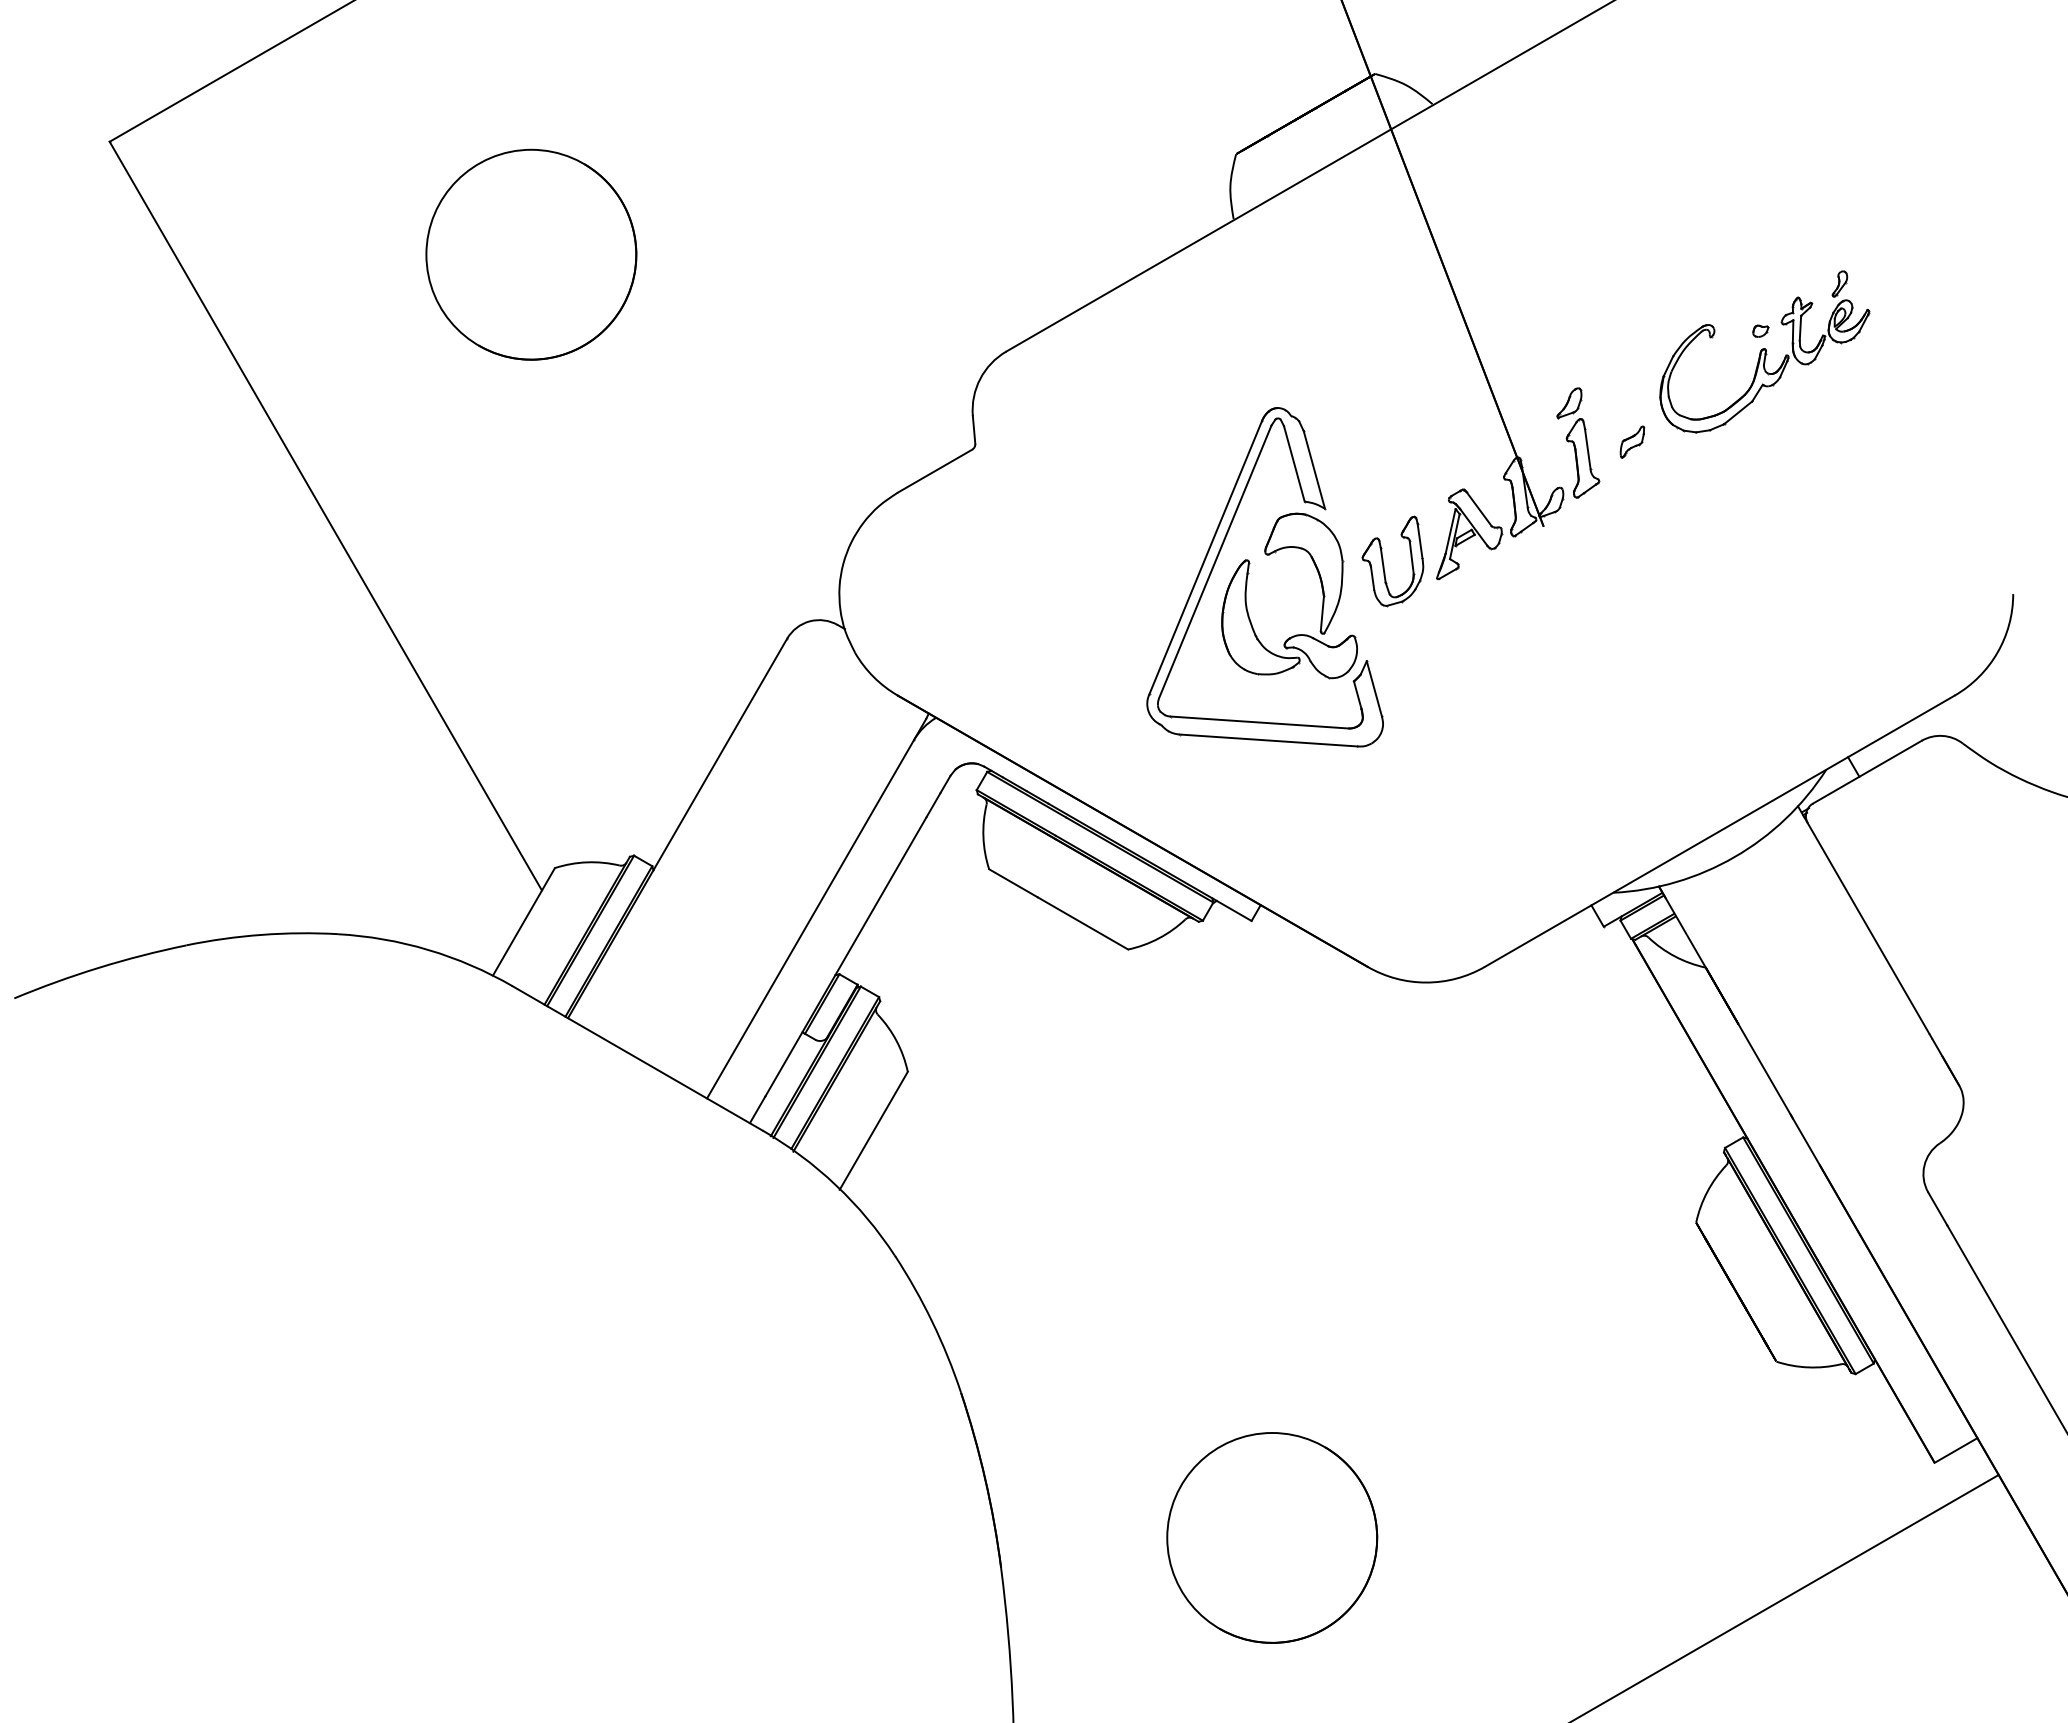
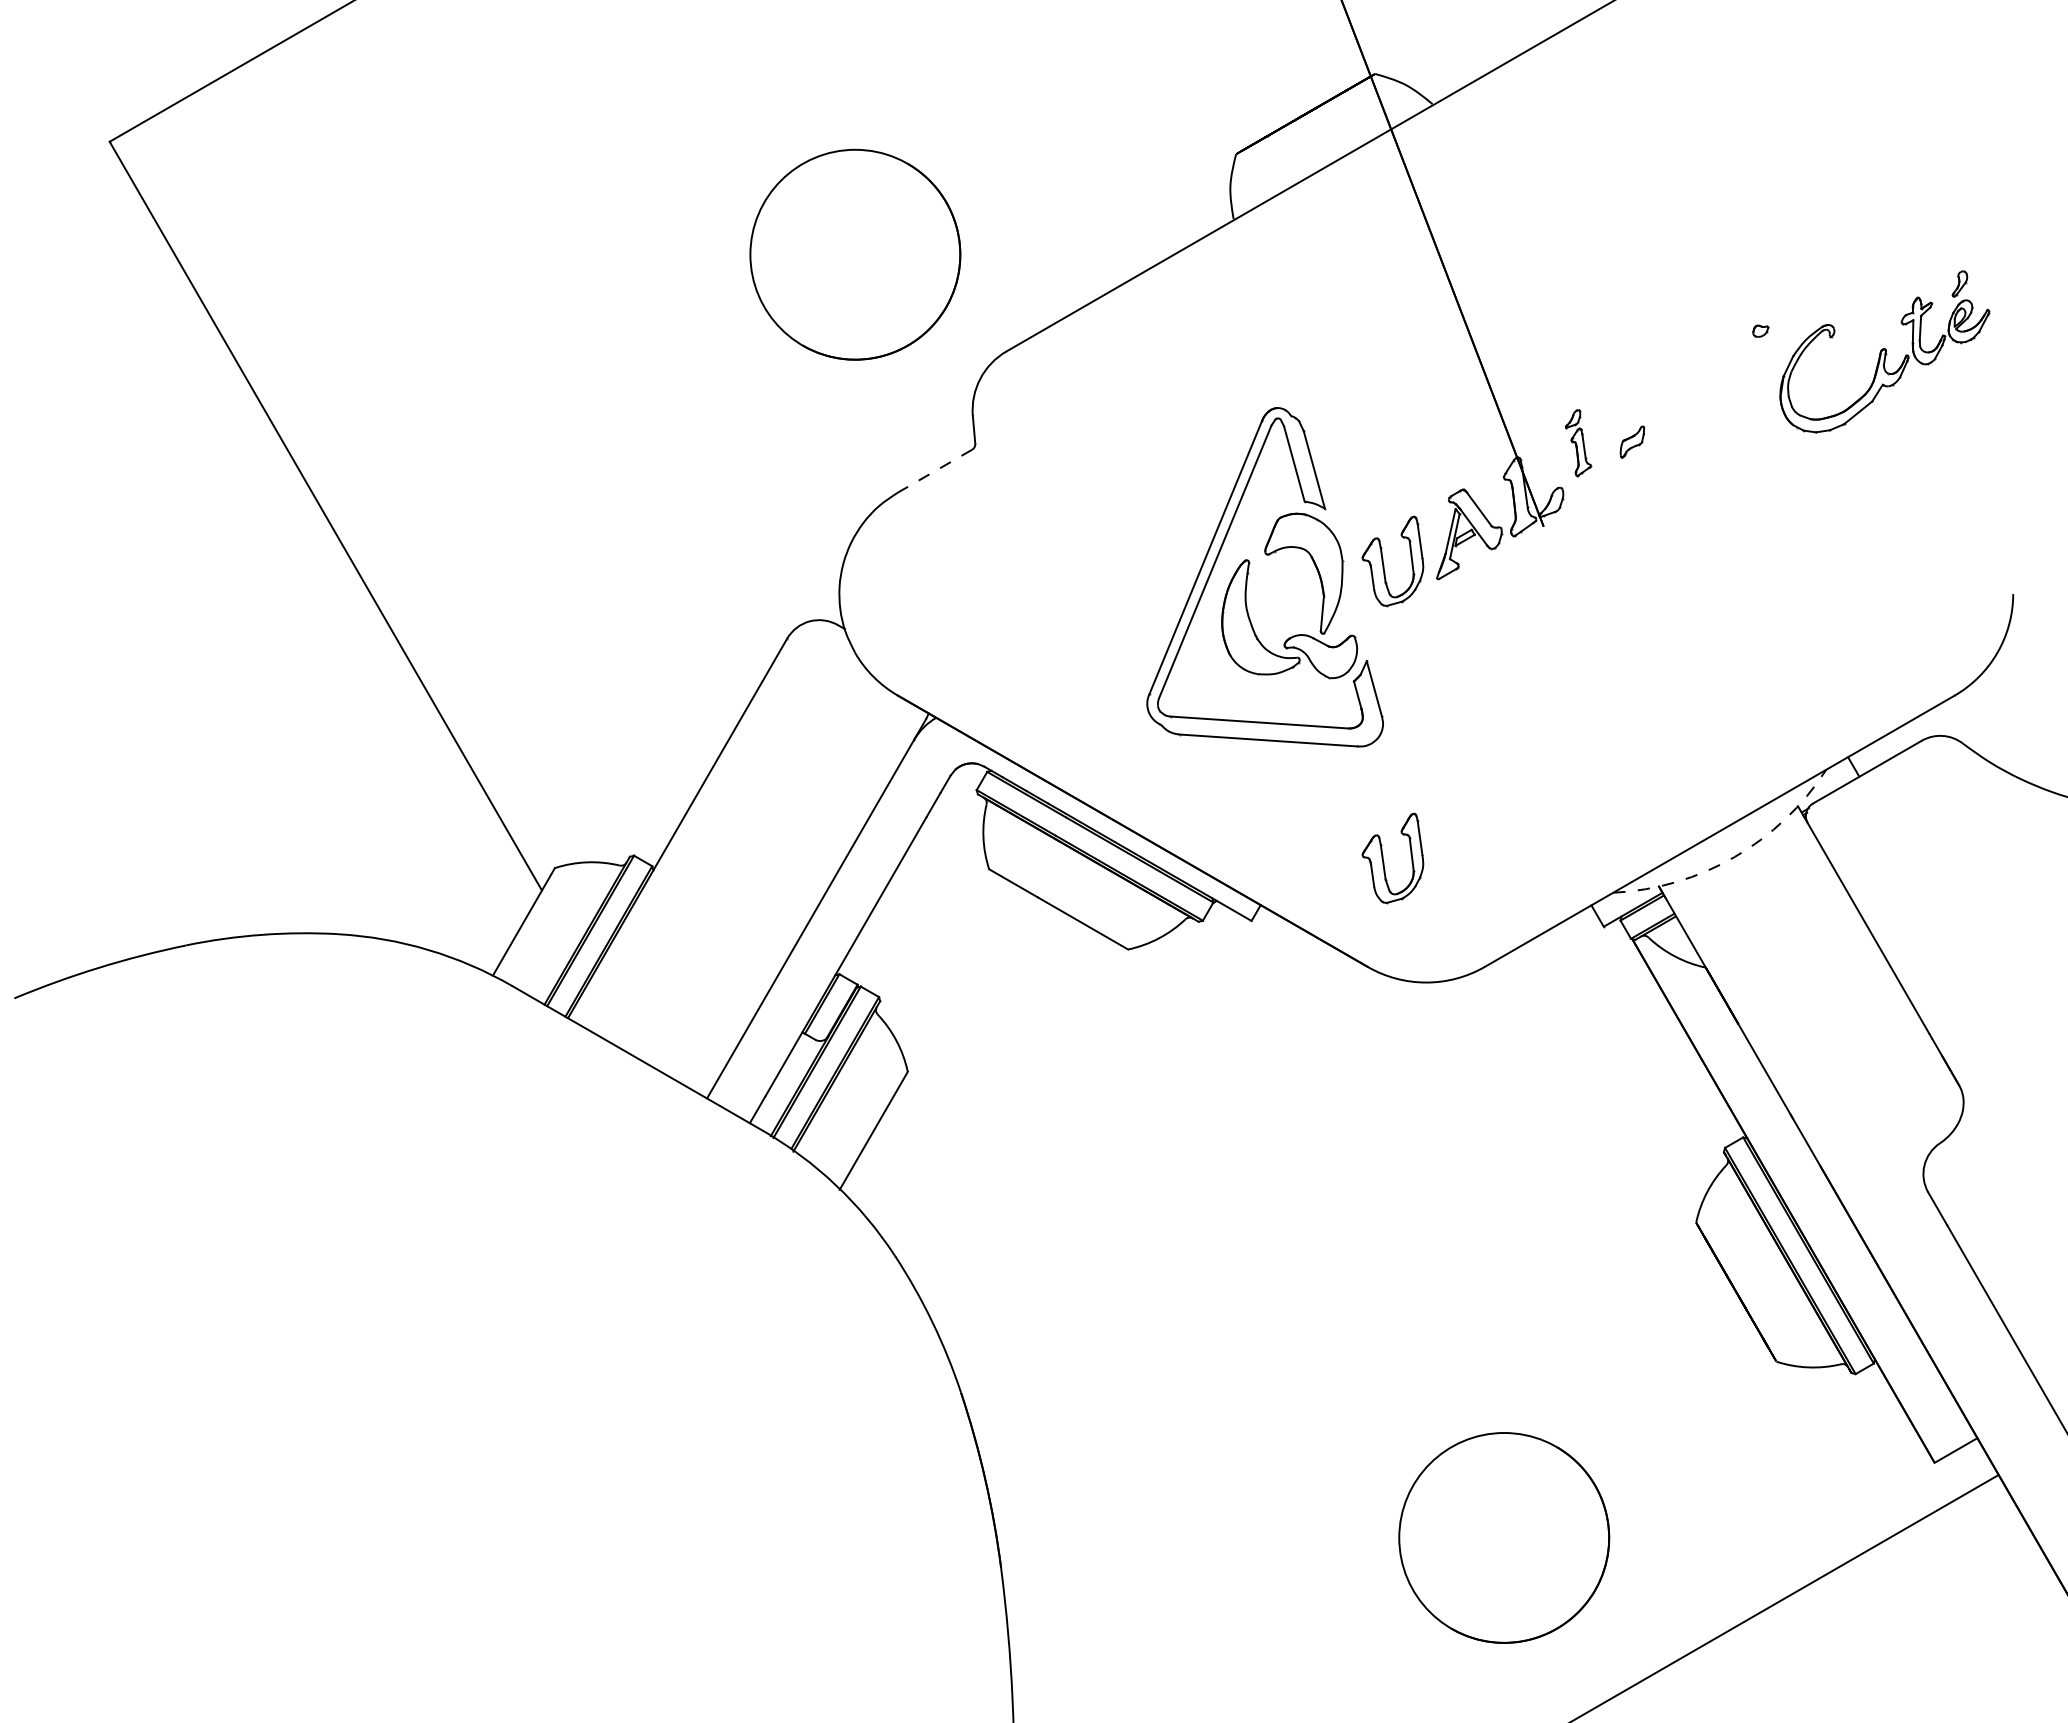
part position: (531, 254) -> (855, 254) (855, 254)
part position: (1764, 351) -> (1884, 351) (1884, 351)
part size: 45x112 px -> 29x69 px (1578, 443)
line: solid -> dashed (935, 471)
arc: solid -> dashed (1734, 857)
part: none -> present (1384, 862)
part position: (1272, 1537) -> (1504, 1537) (1504, 1537)
